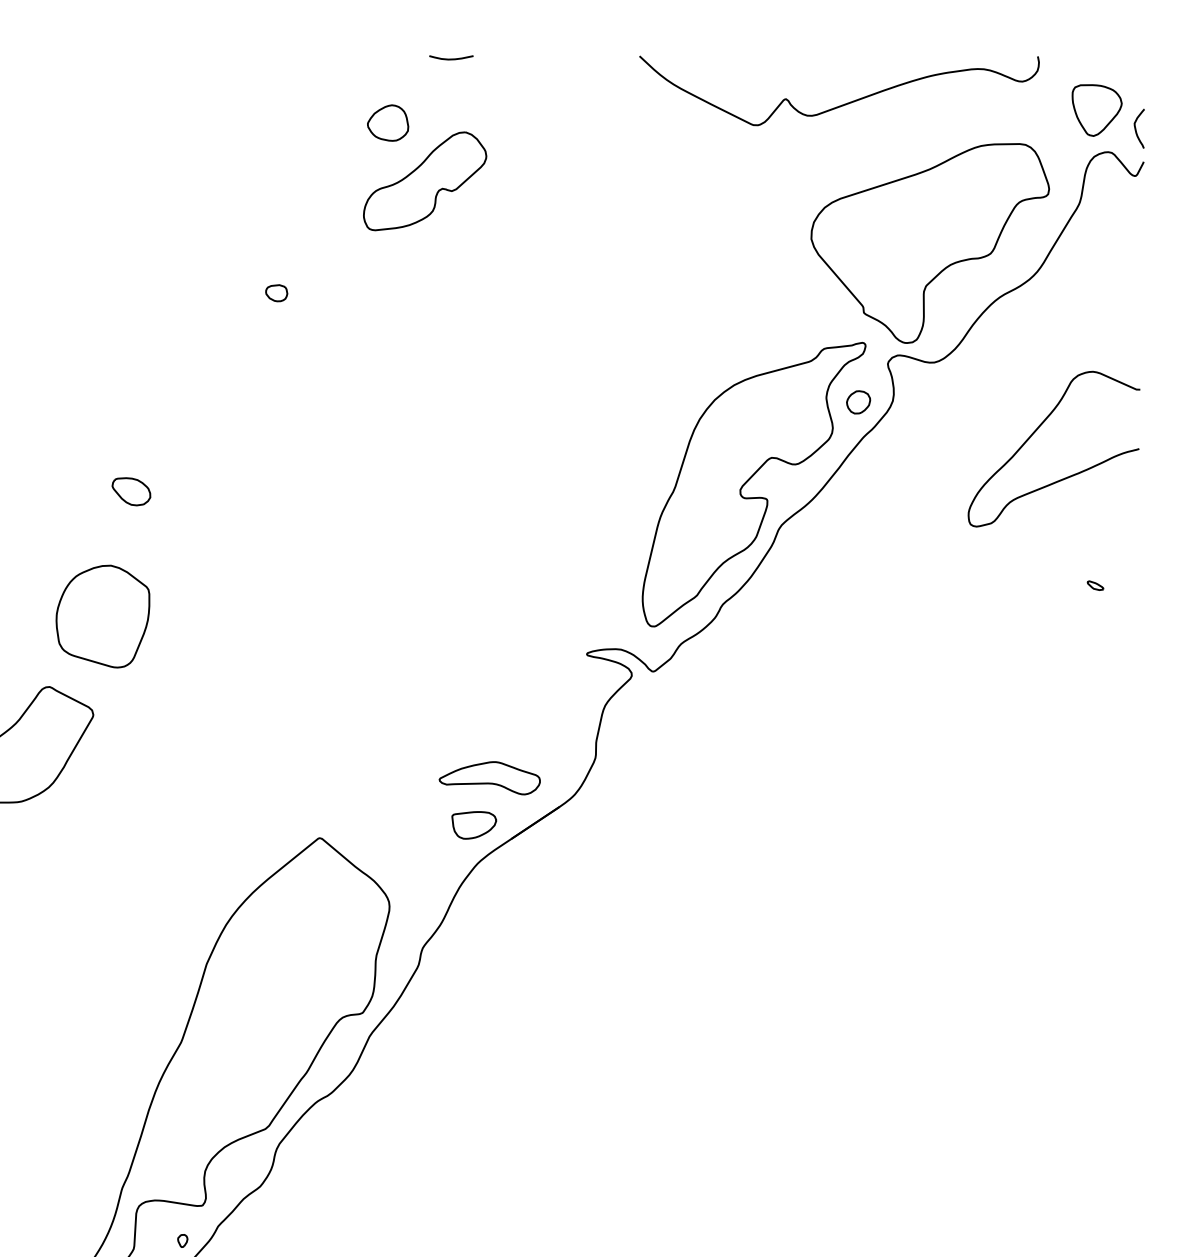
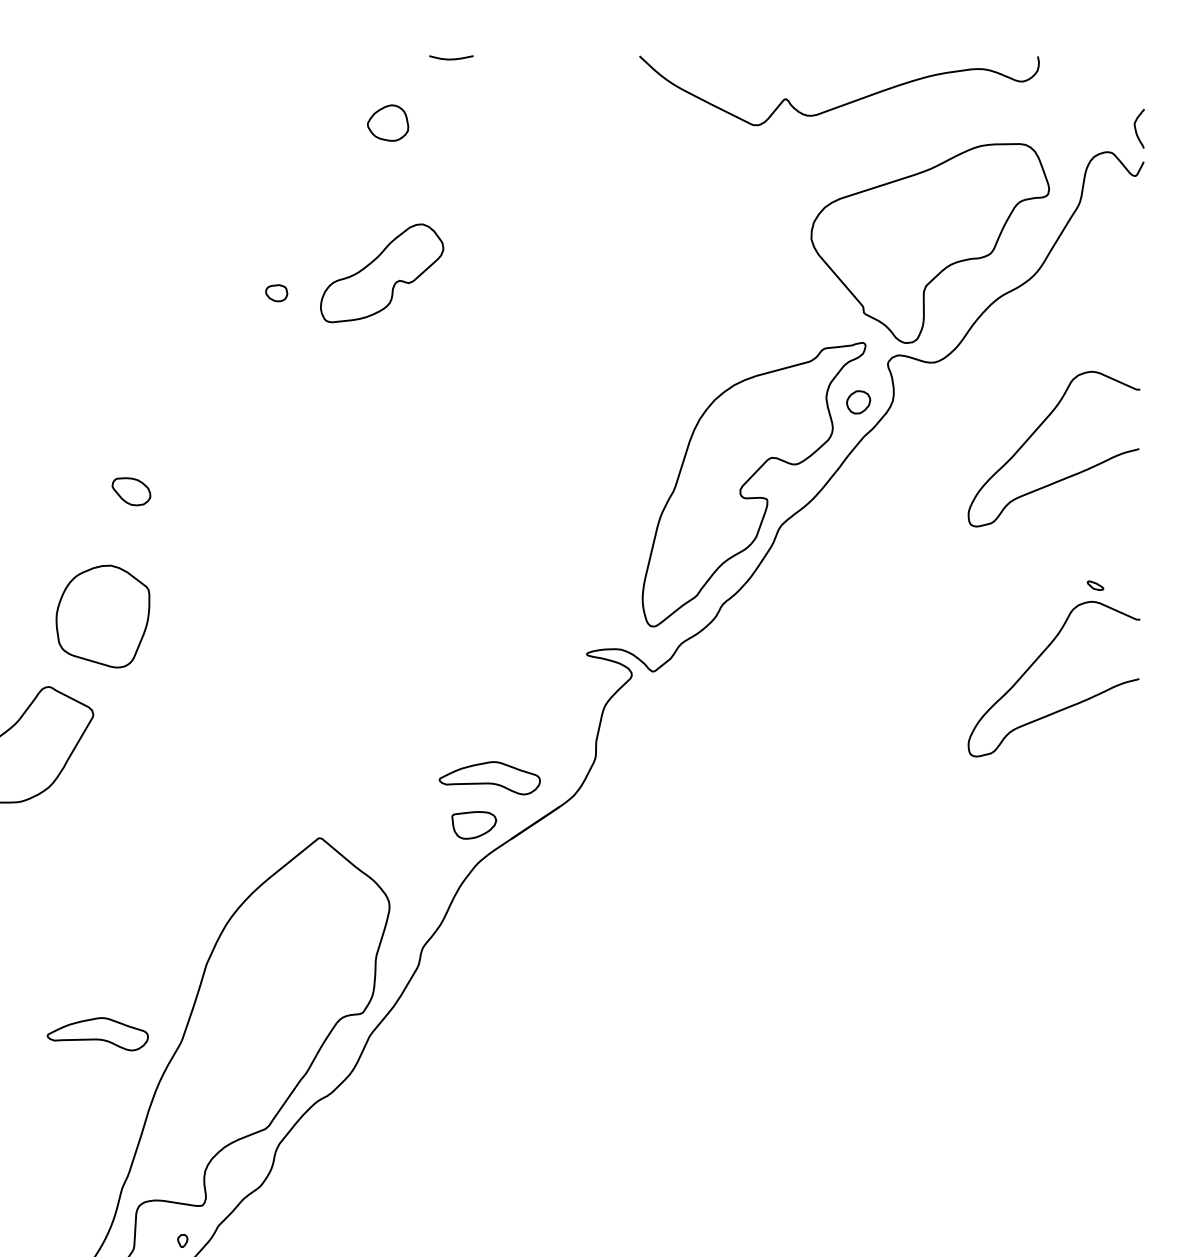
part: present -> none (1096, 110)
part position: (425, 181) -> (382, 273) (382, 273)
curve: none -> present (1036, 661)
part: none -> present (97, 1034)
